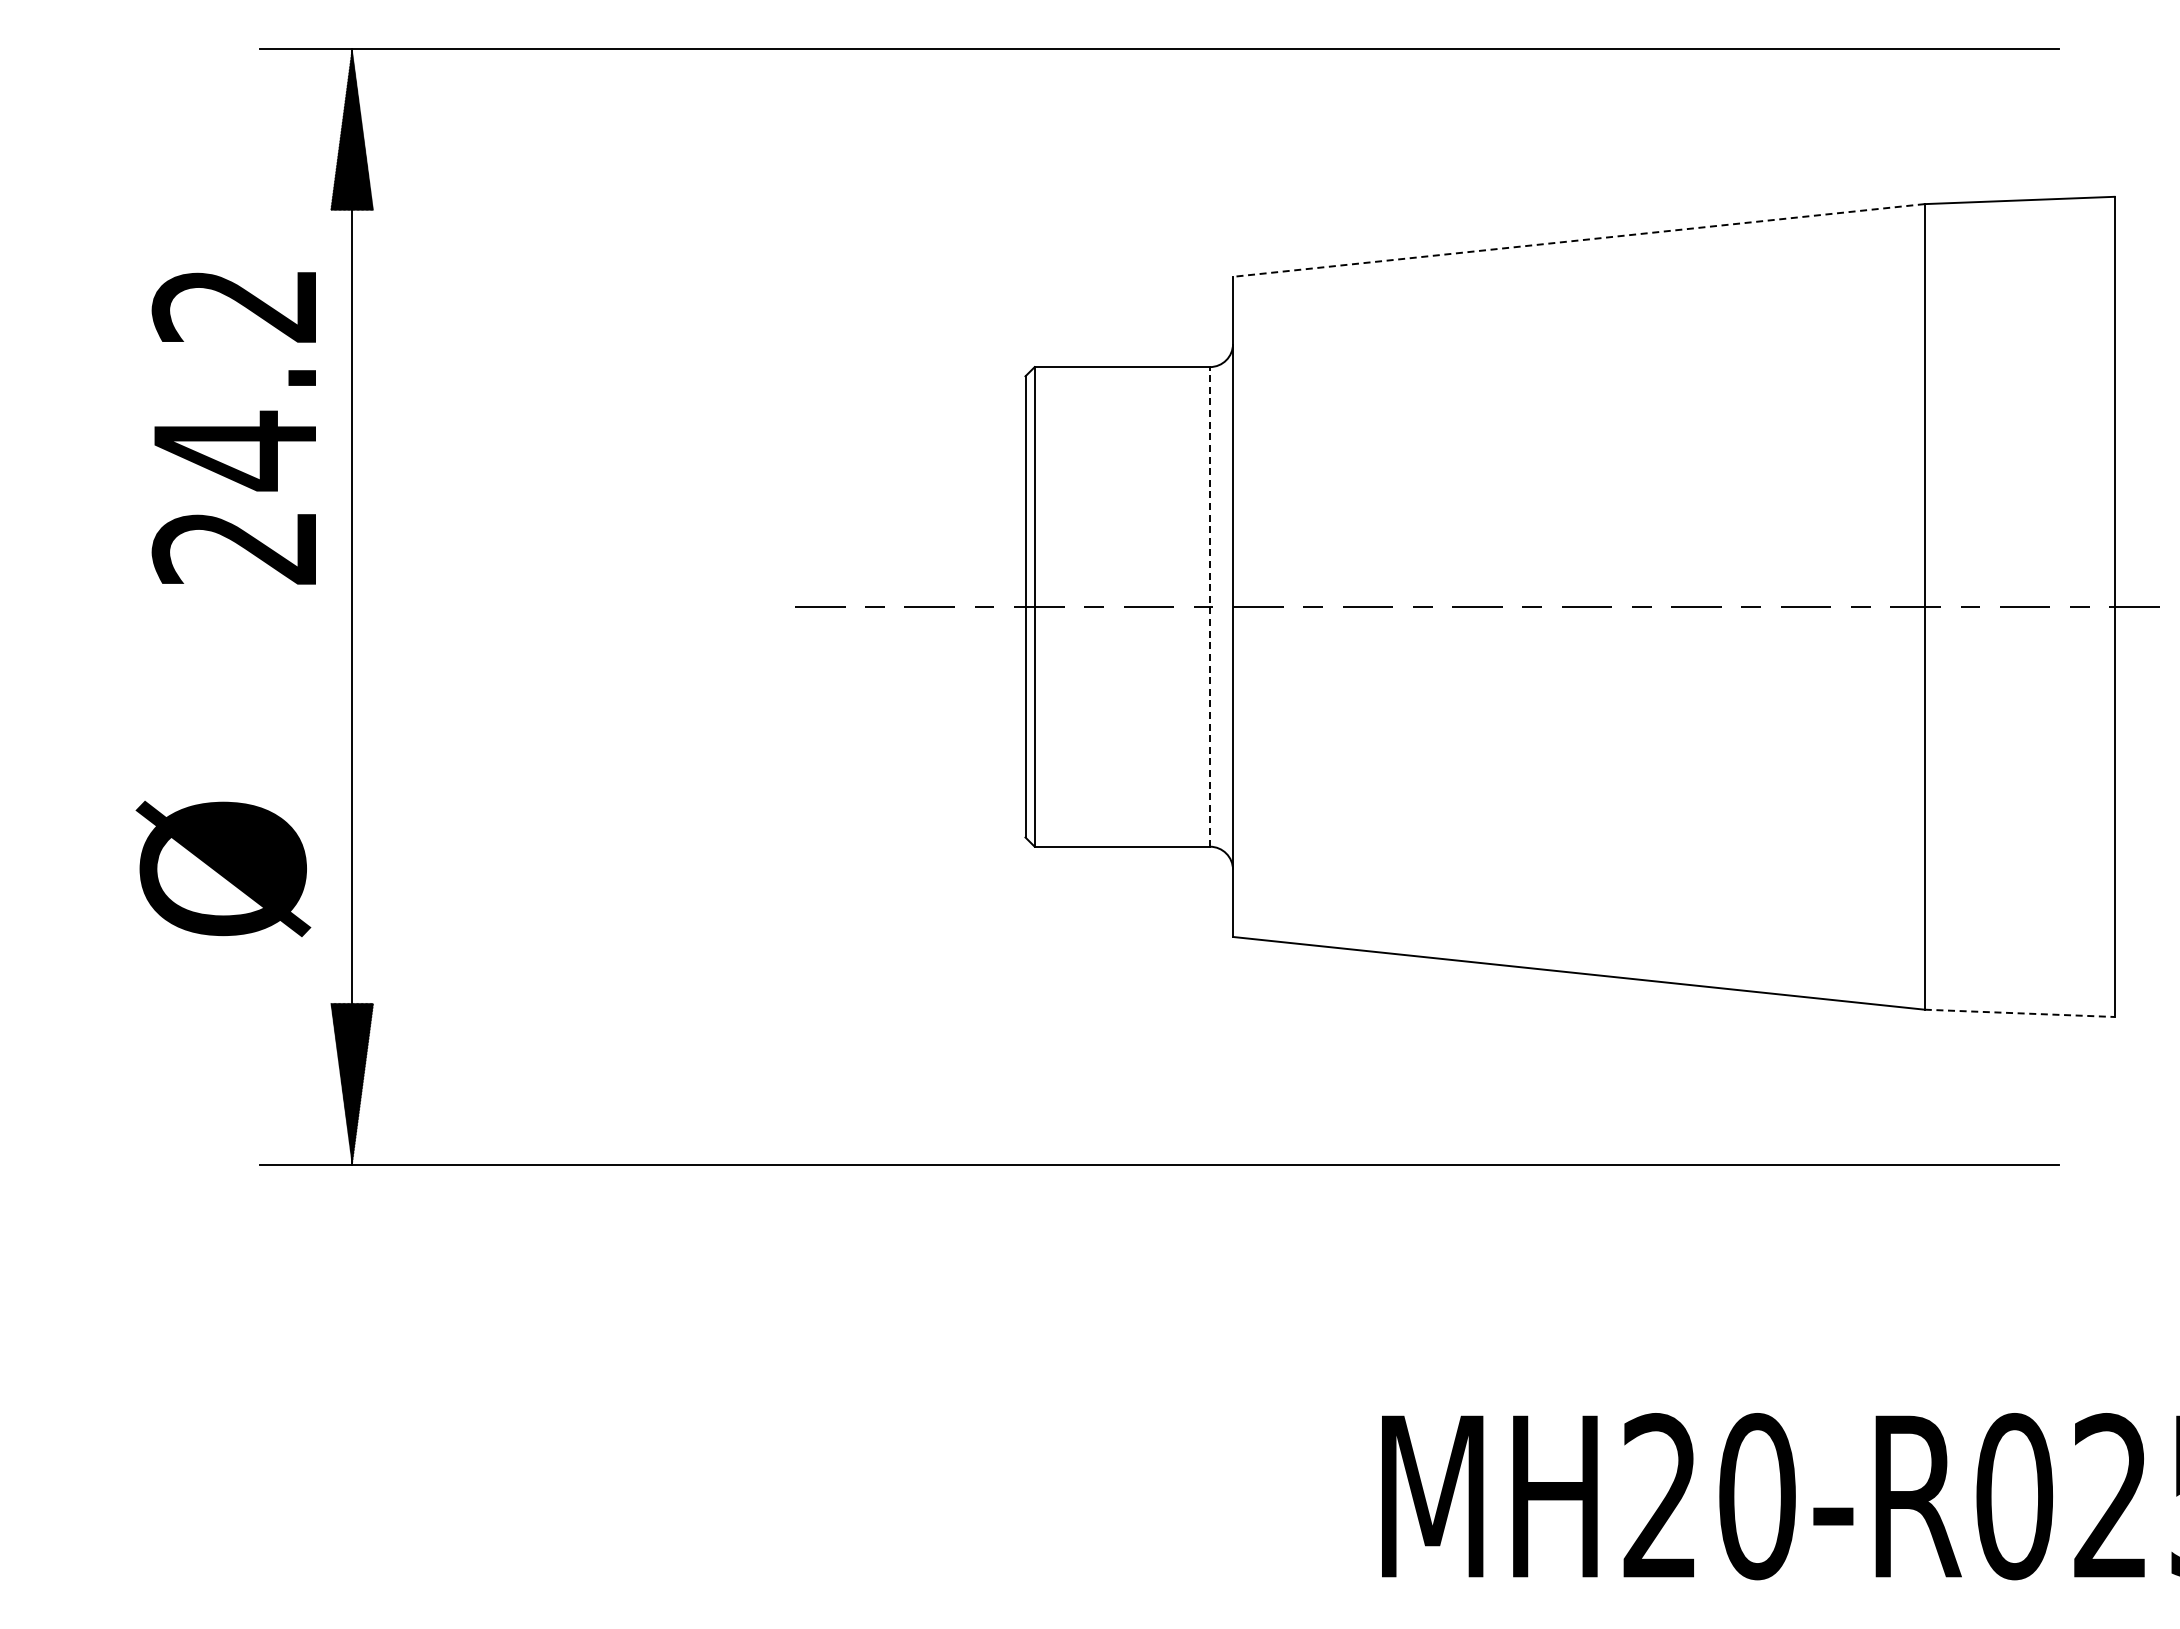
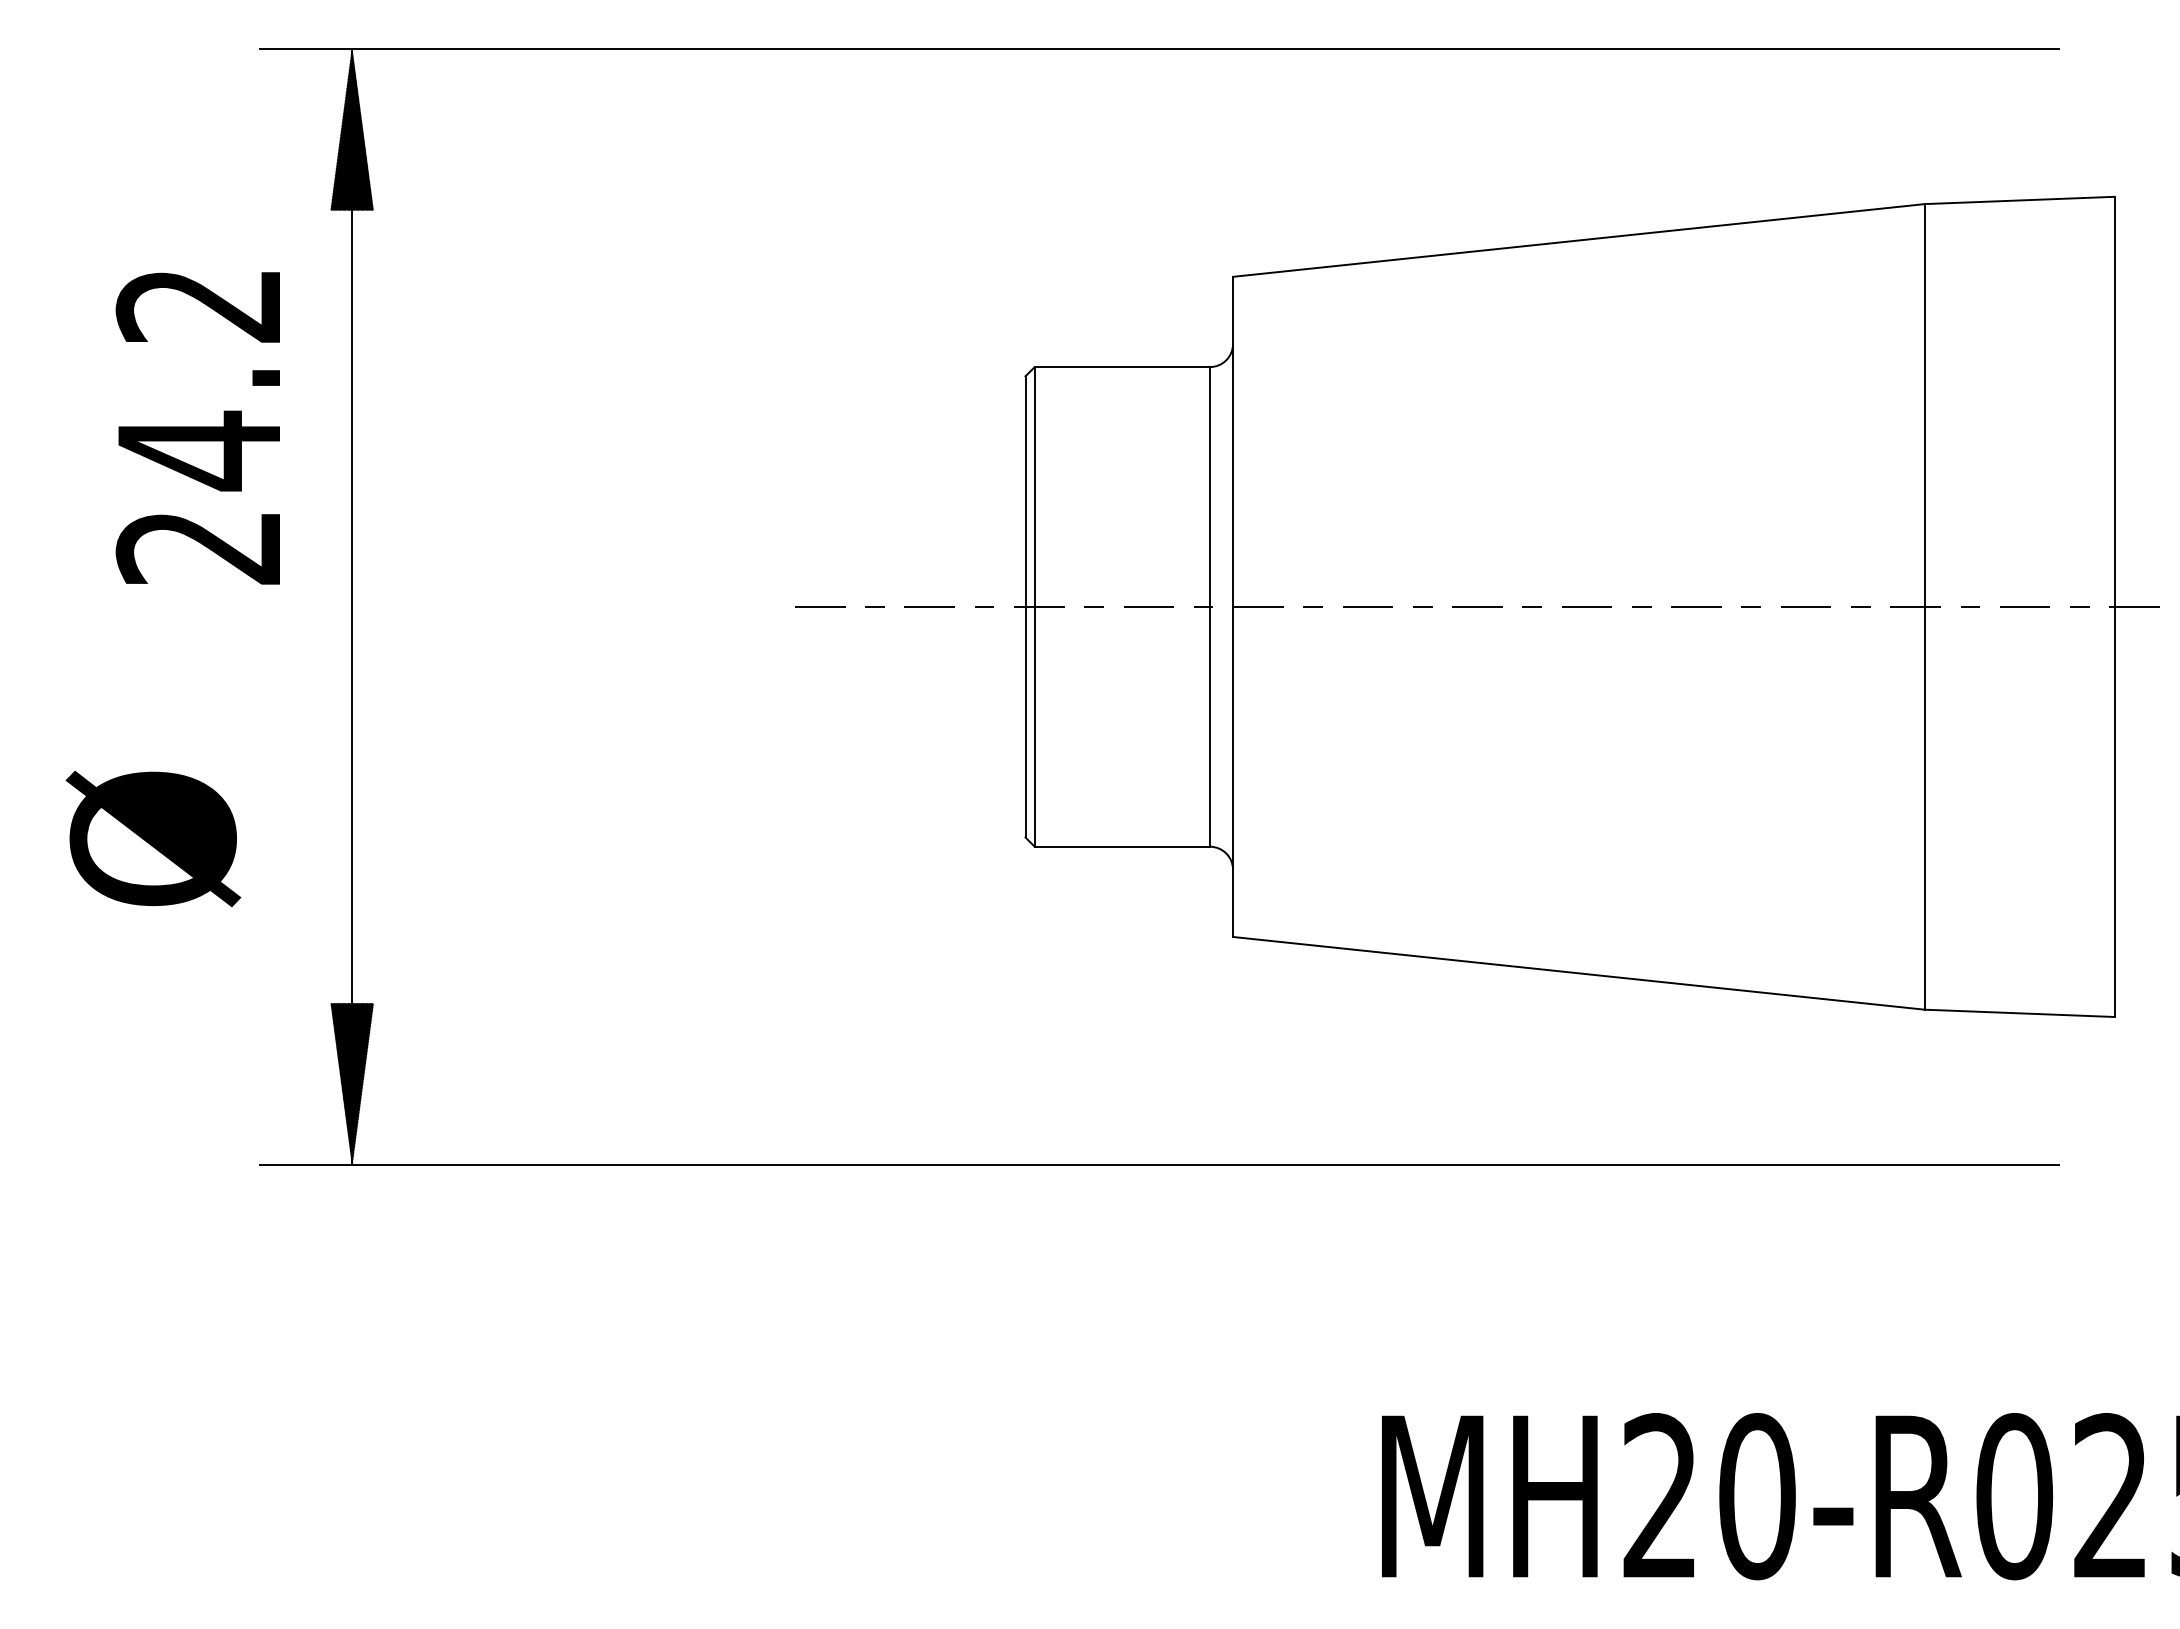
line: dashed -> solid (1578, 240)
text position: (233, 428) -> (197, 428) (197, 428)
line: dashed -> solid (1209, 606)
text position: (223, 868) -> (153, 838) (153, 838)
line: dashed -> solid (2019, 1013)
